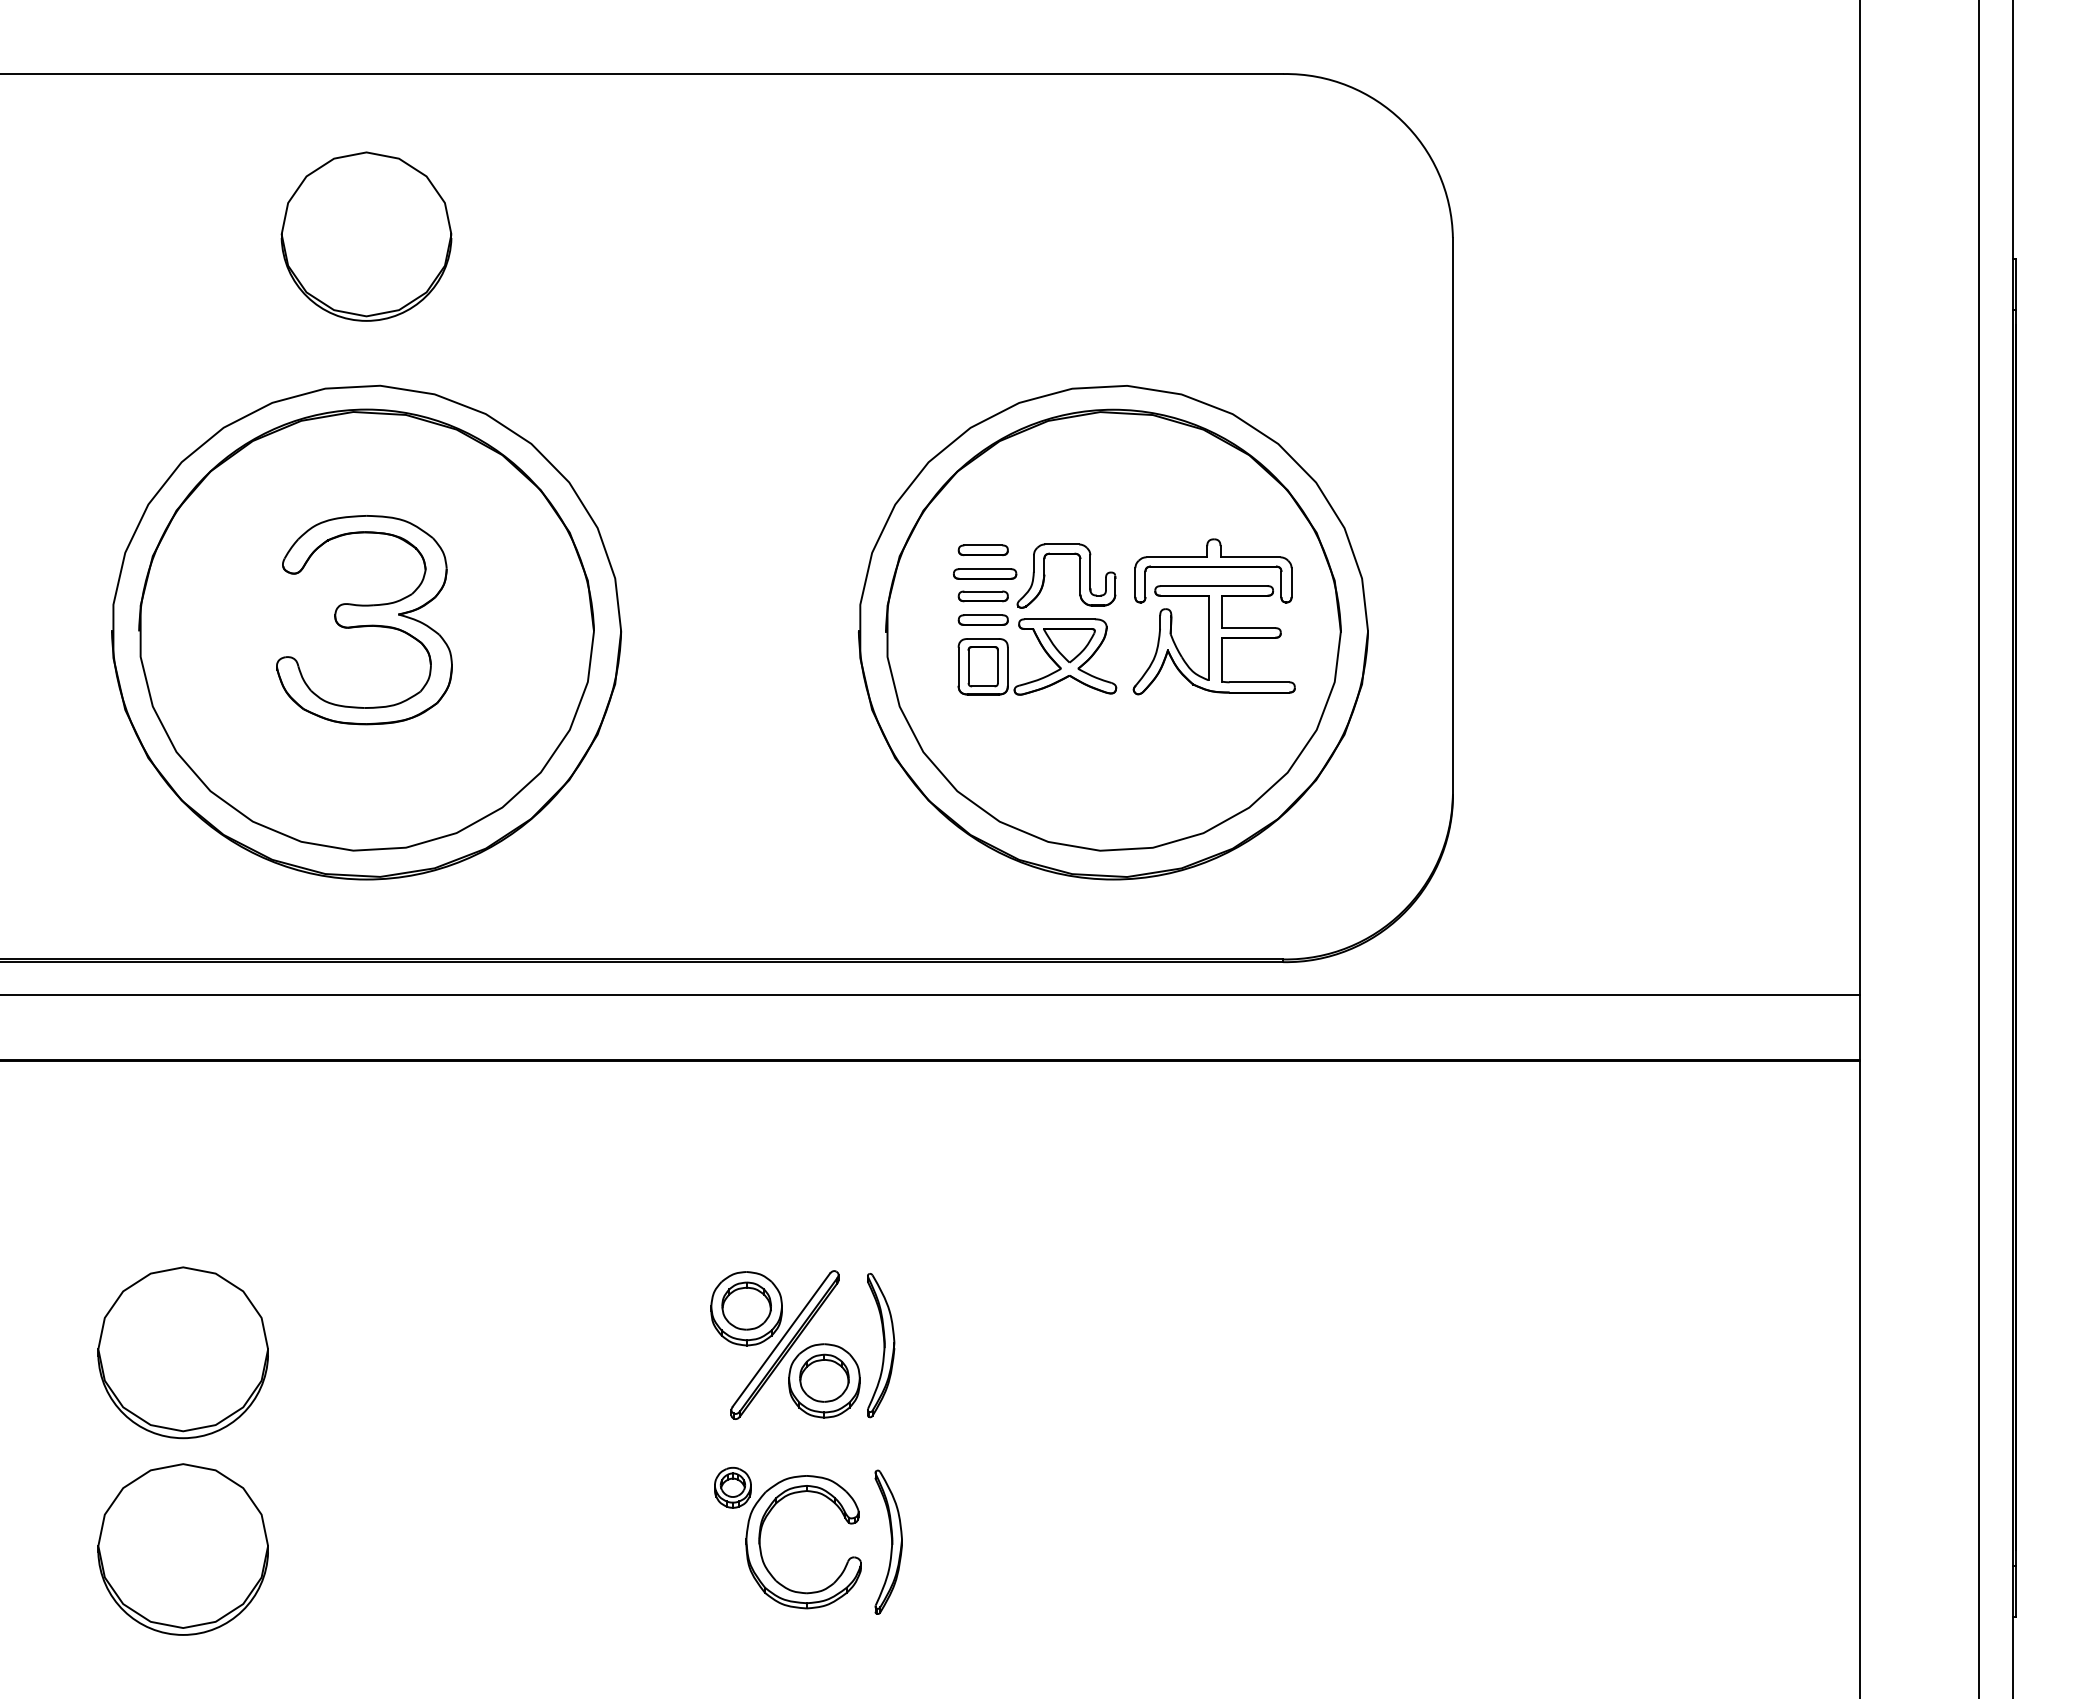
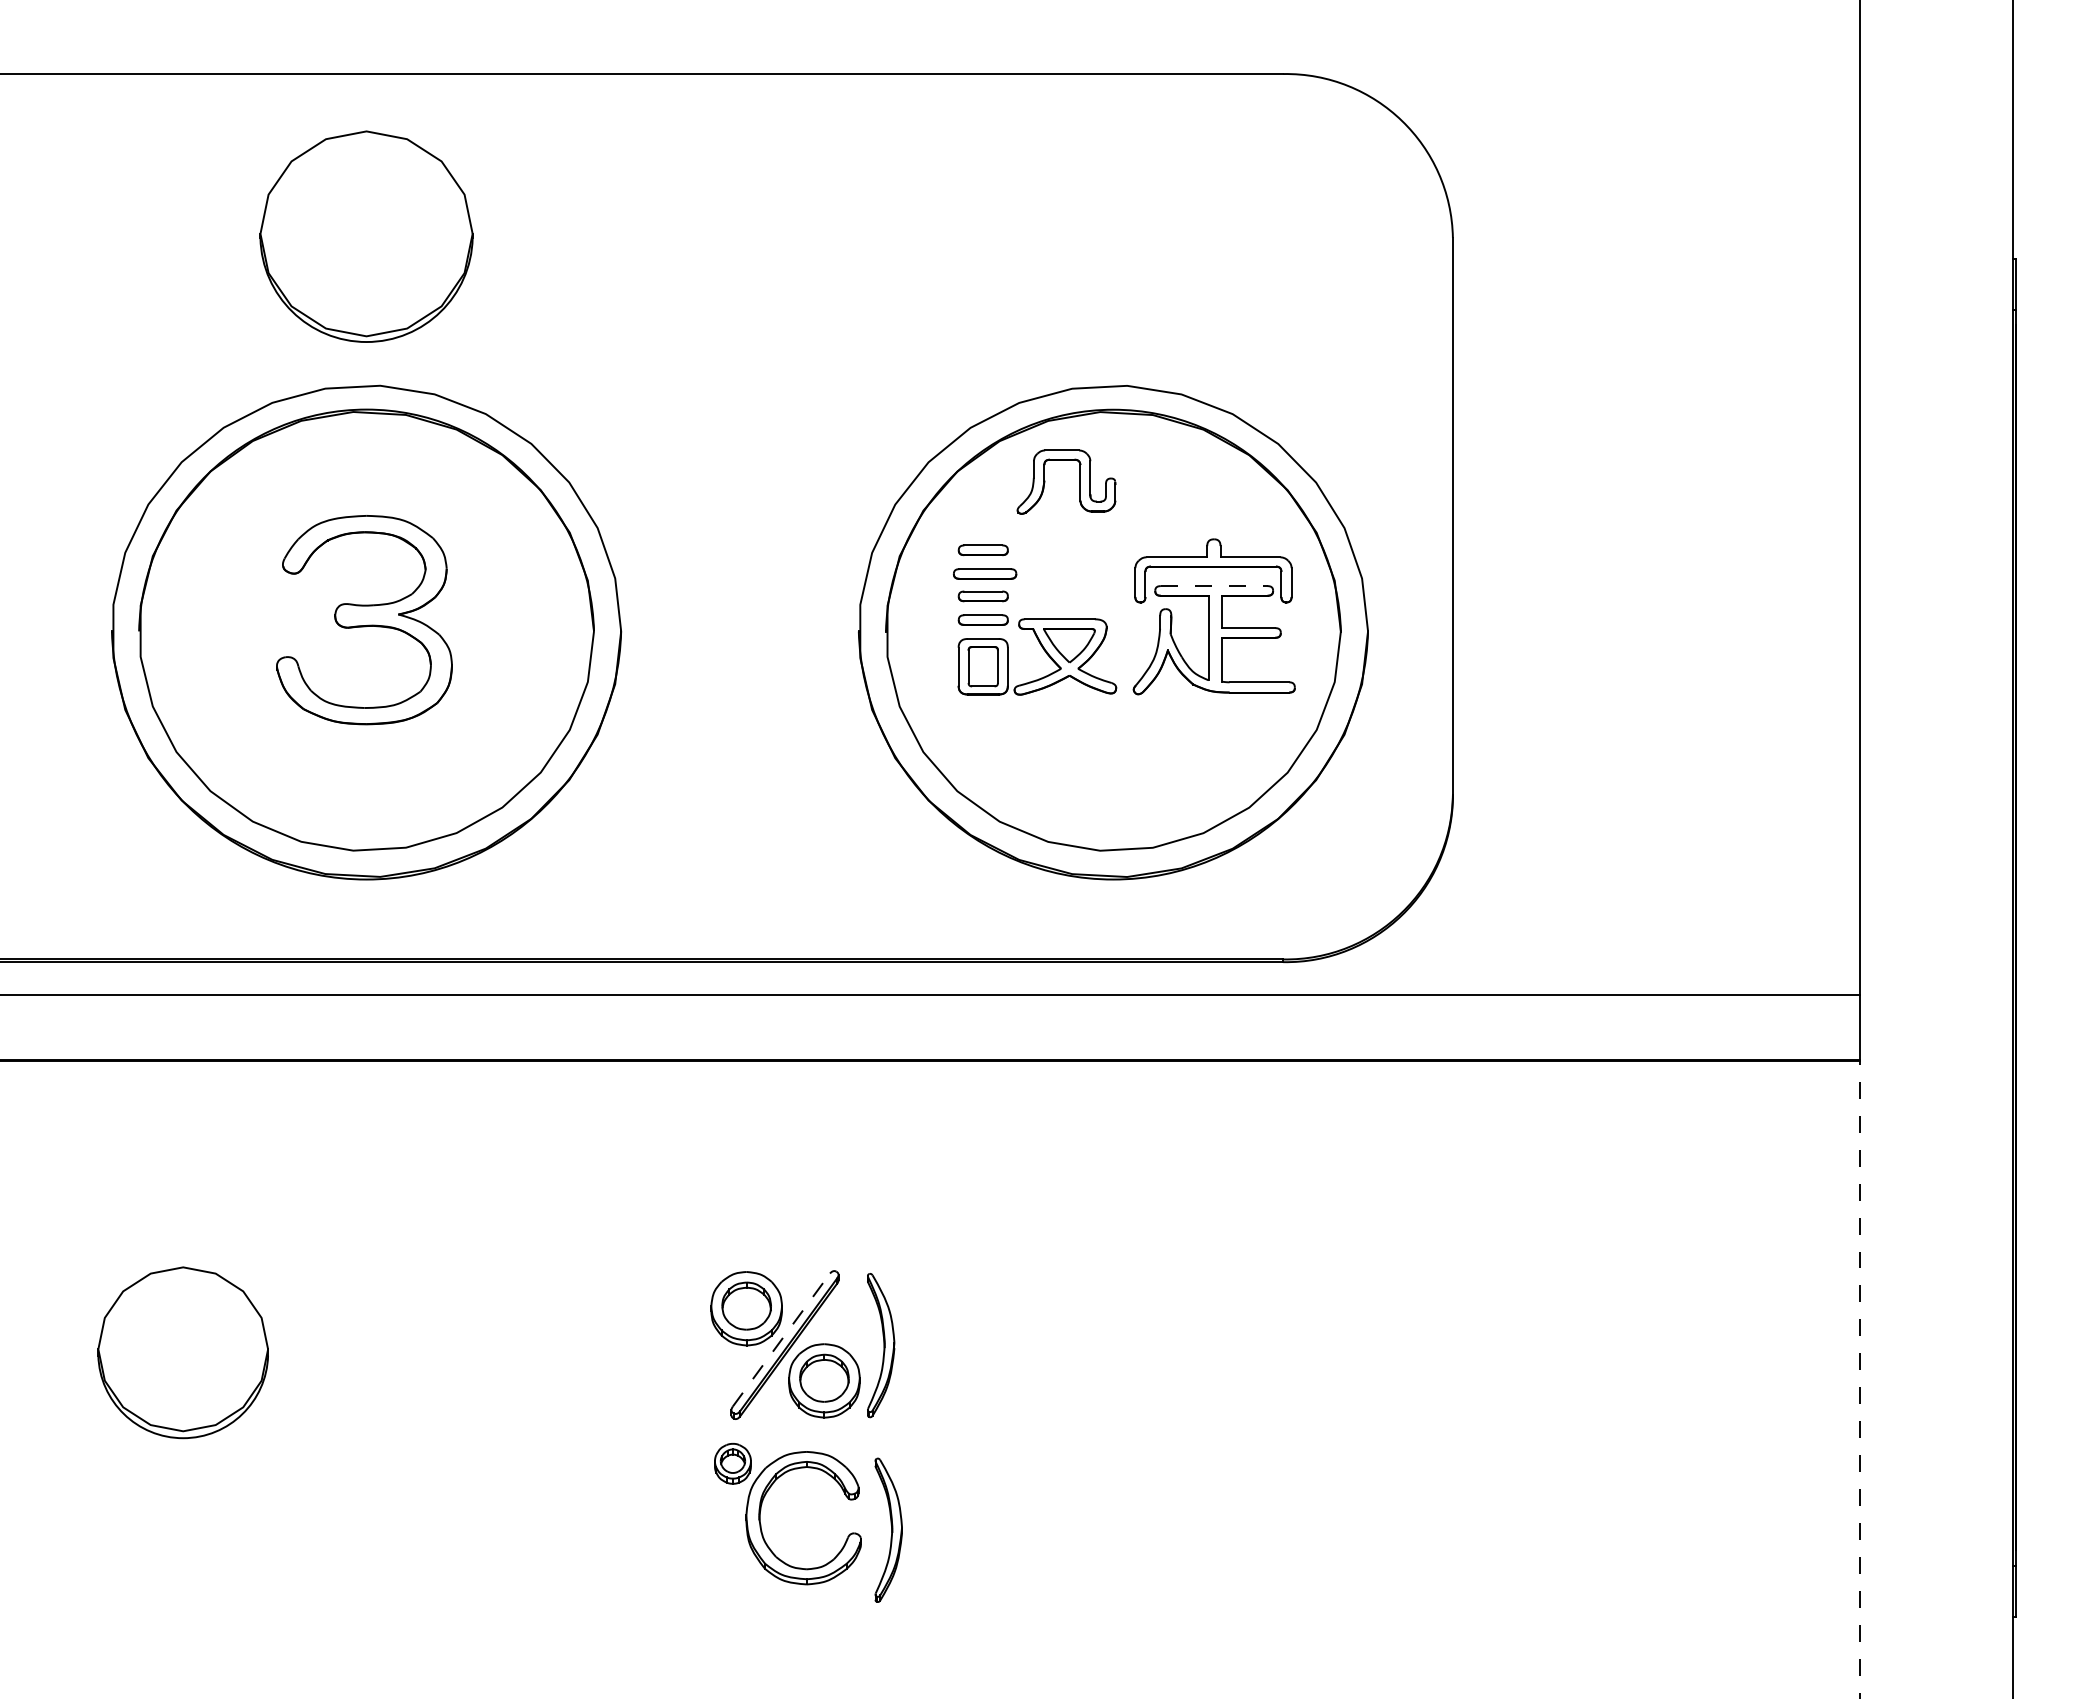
part size: 173x171 px -> 215x213 px (366, 236)
part position: (1079, 575) -> (1079, 481) (1079, 481)
line: solid -> dashed (1214, 586)
line: present -> none (1979, 848)
line: solid -> dashed (781, 1339)
line: solid -> dashed (1860, 1379)
part position: (761, 1534) -> (761, 1510) (761, 1510)
part position: (888, 1541) -> (888, 1529) (888, 1529)
part: present -> none (182, 1549)
